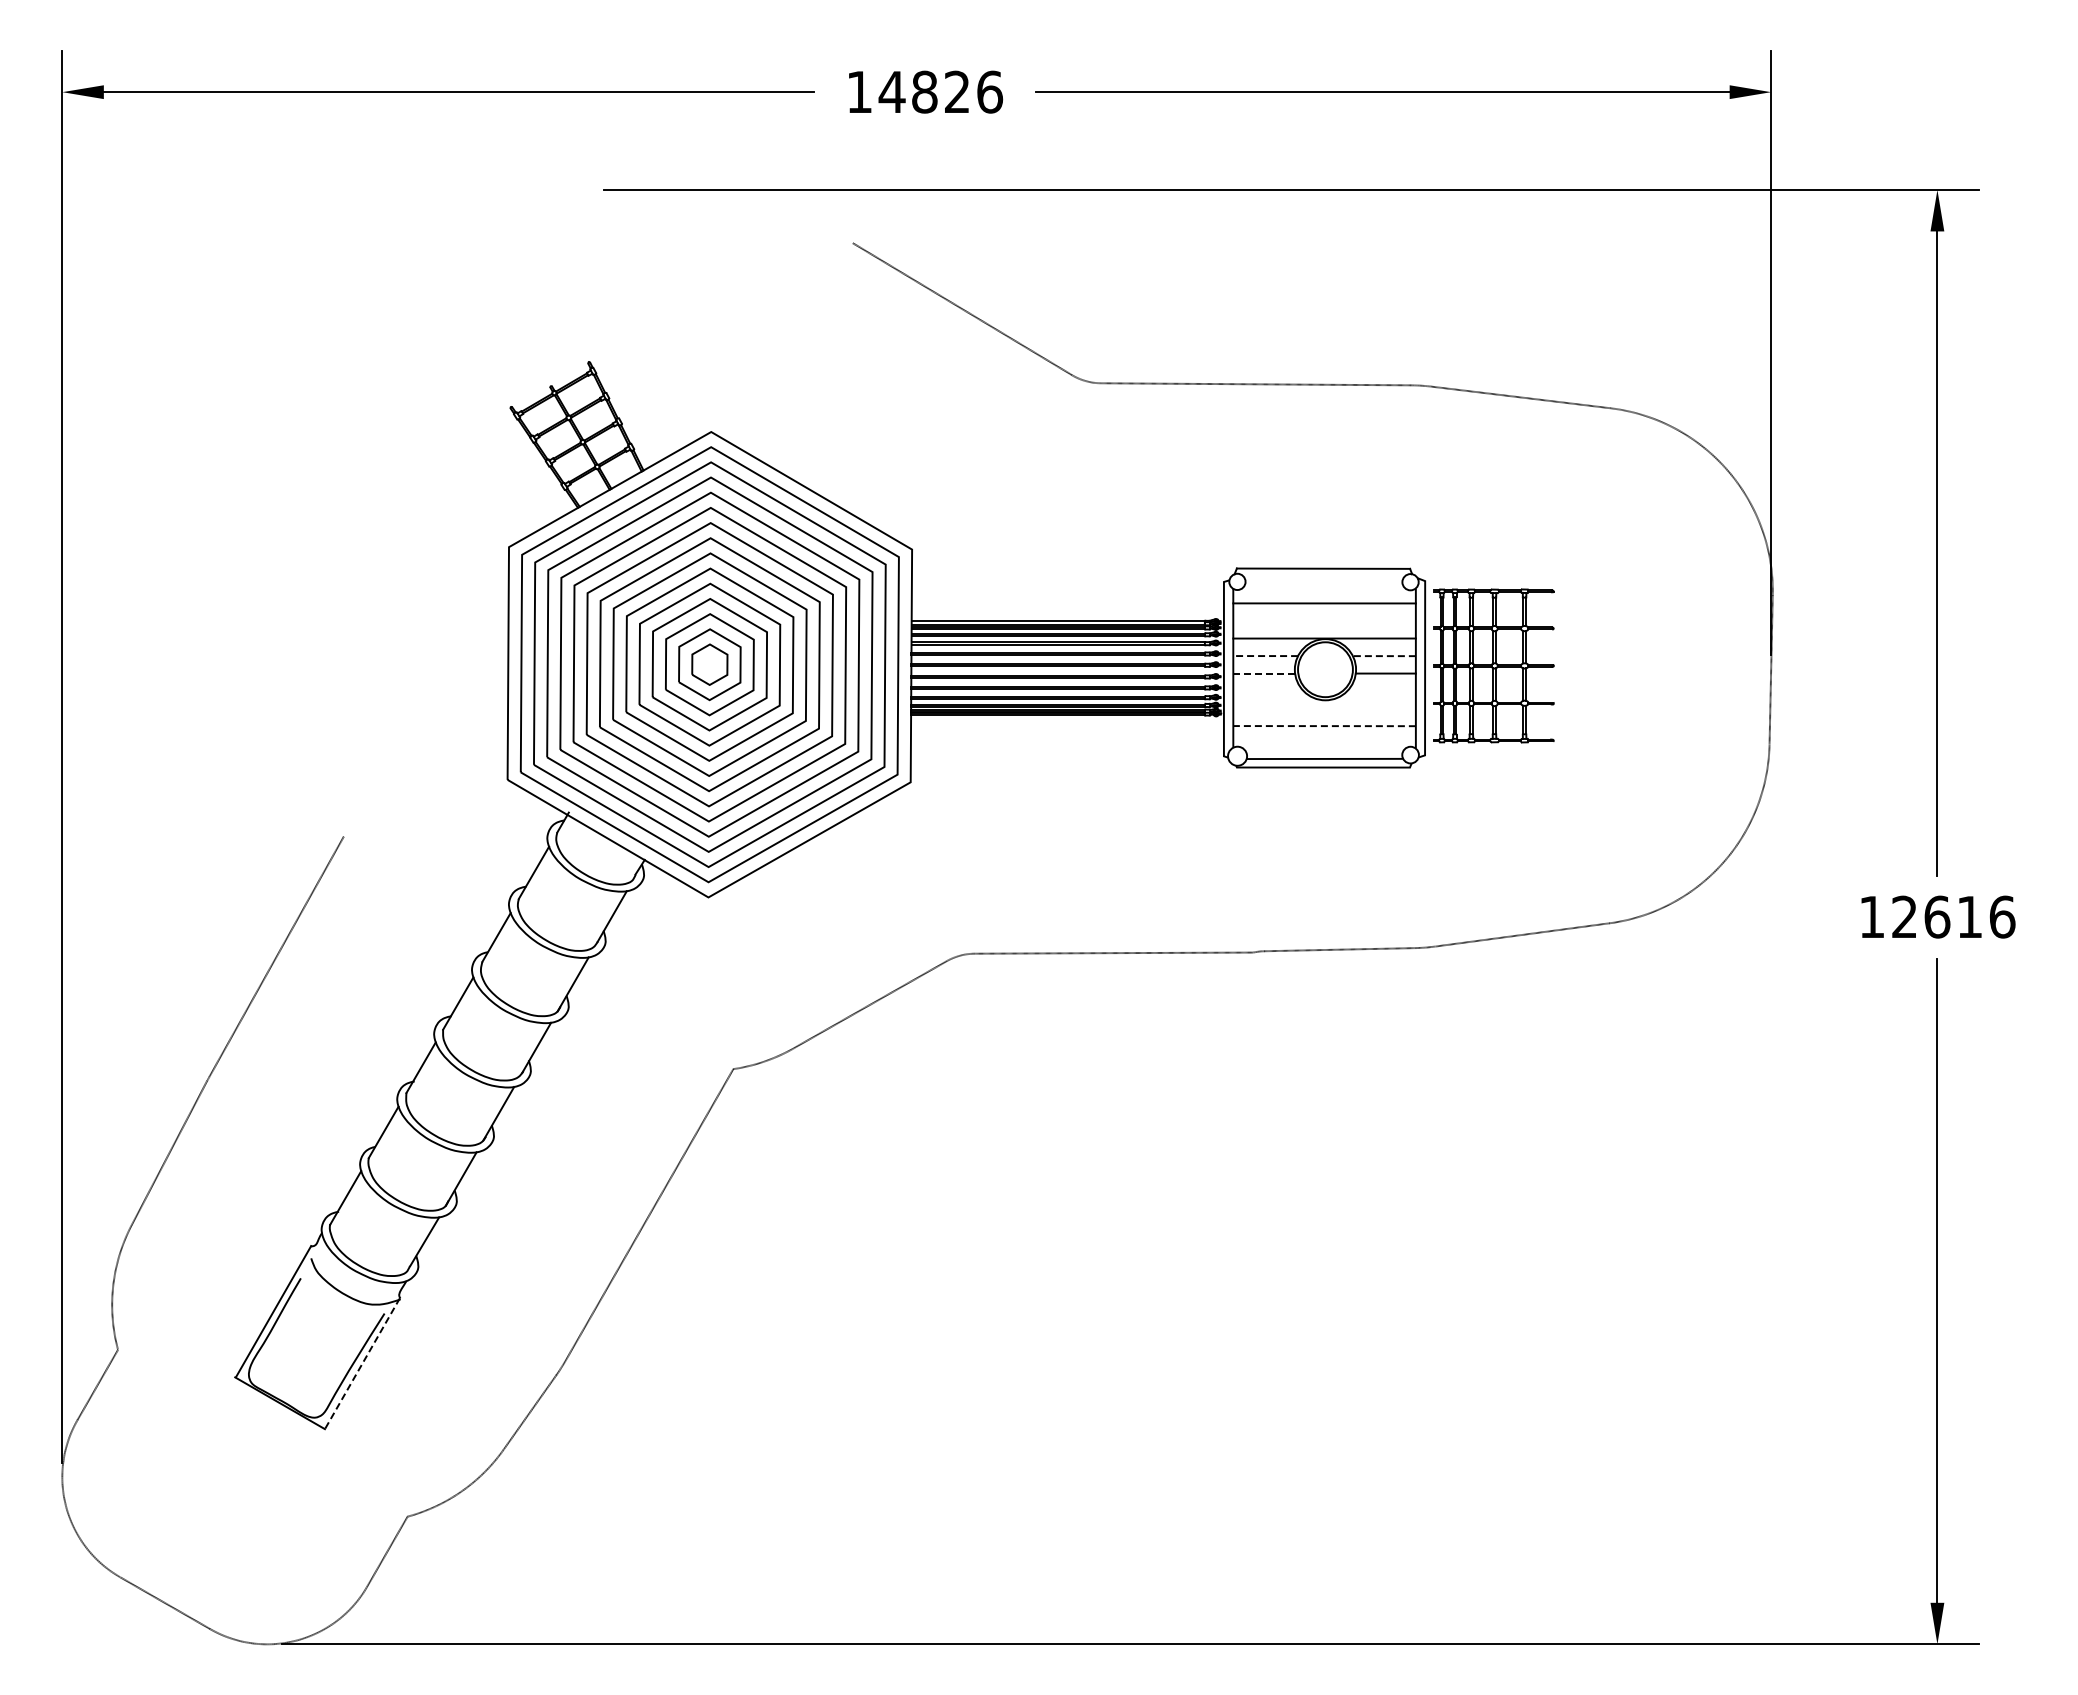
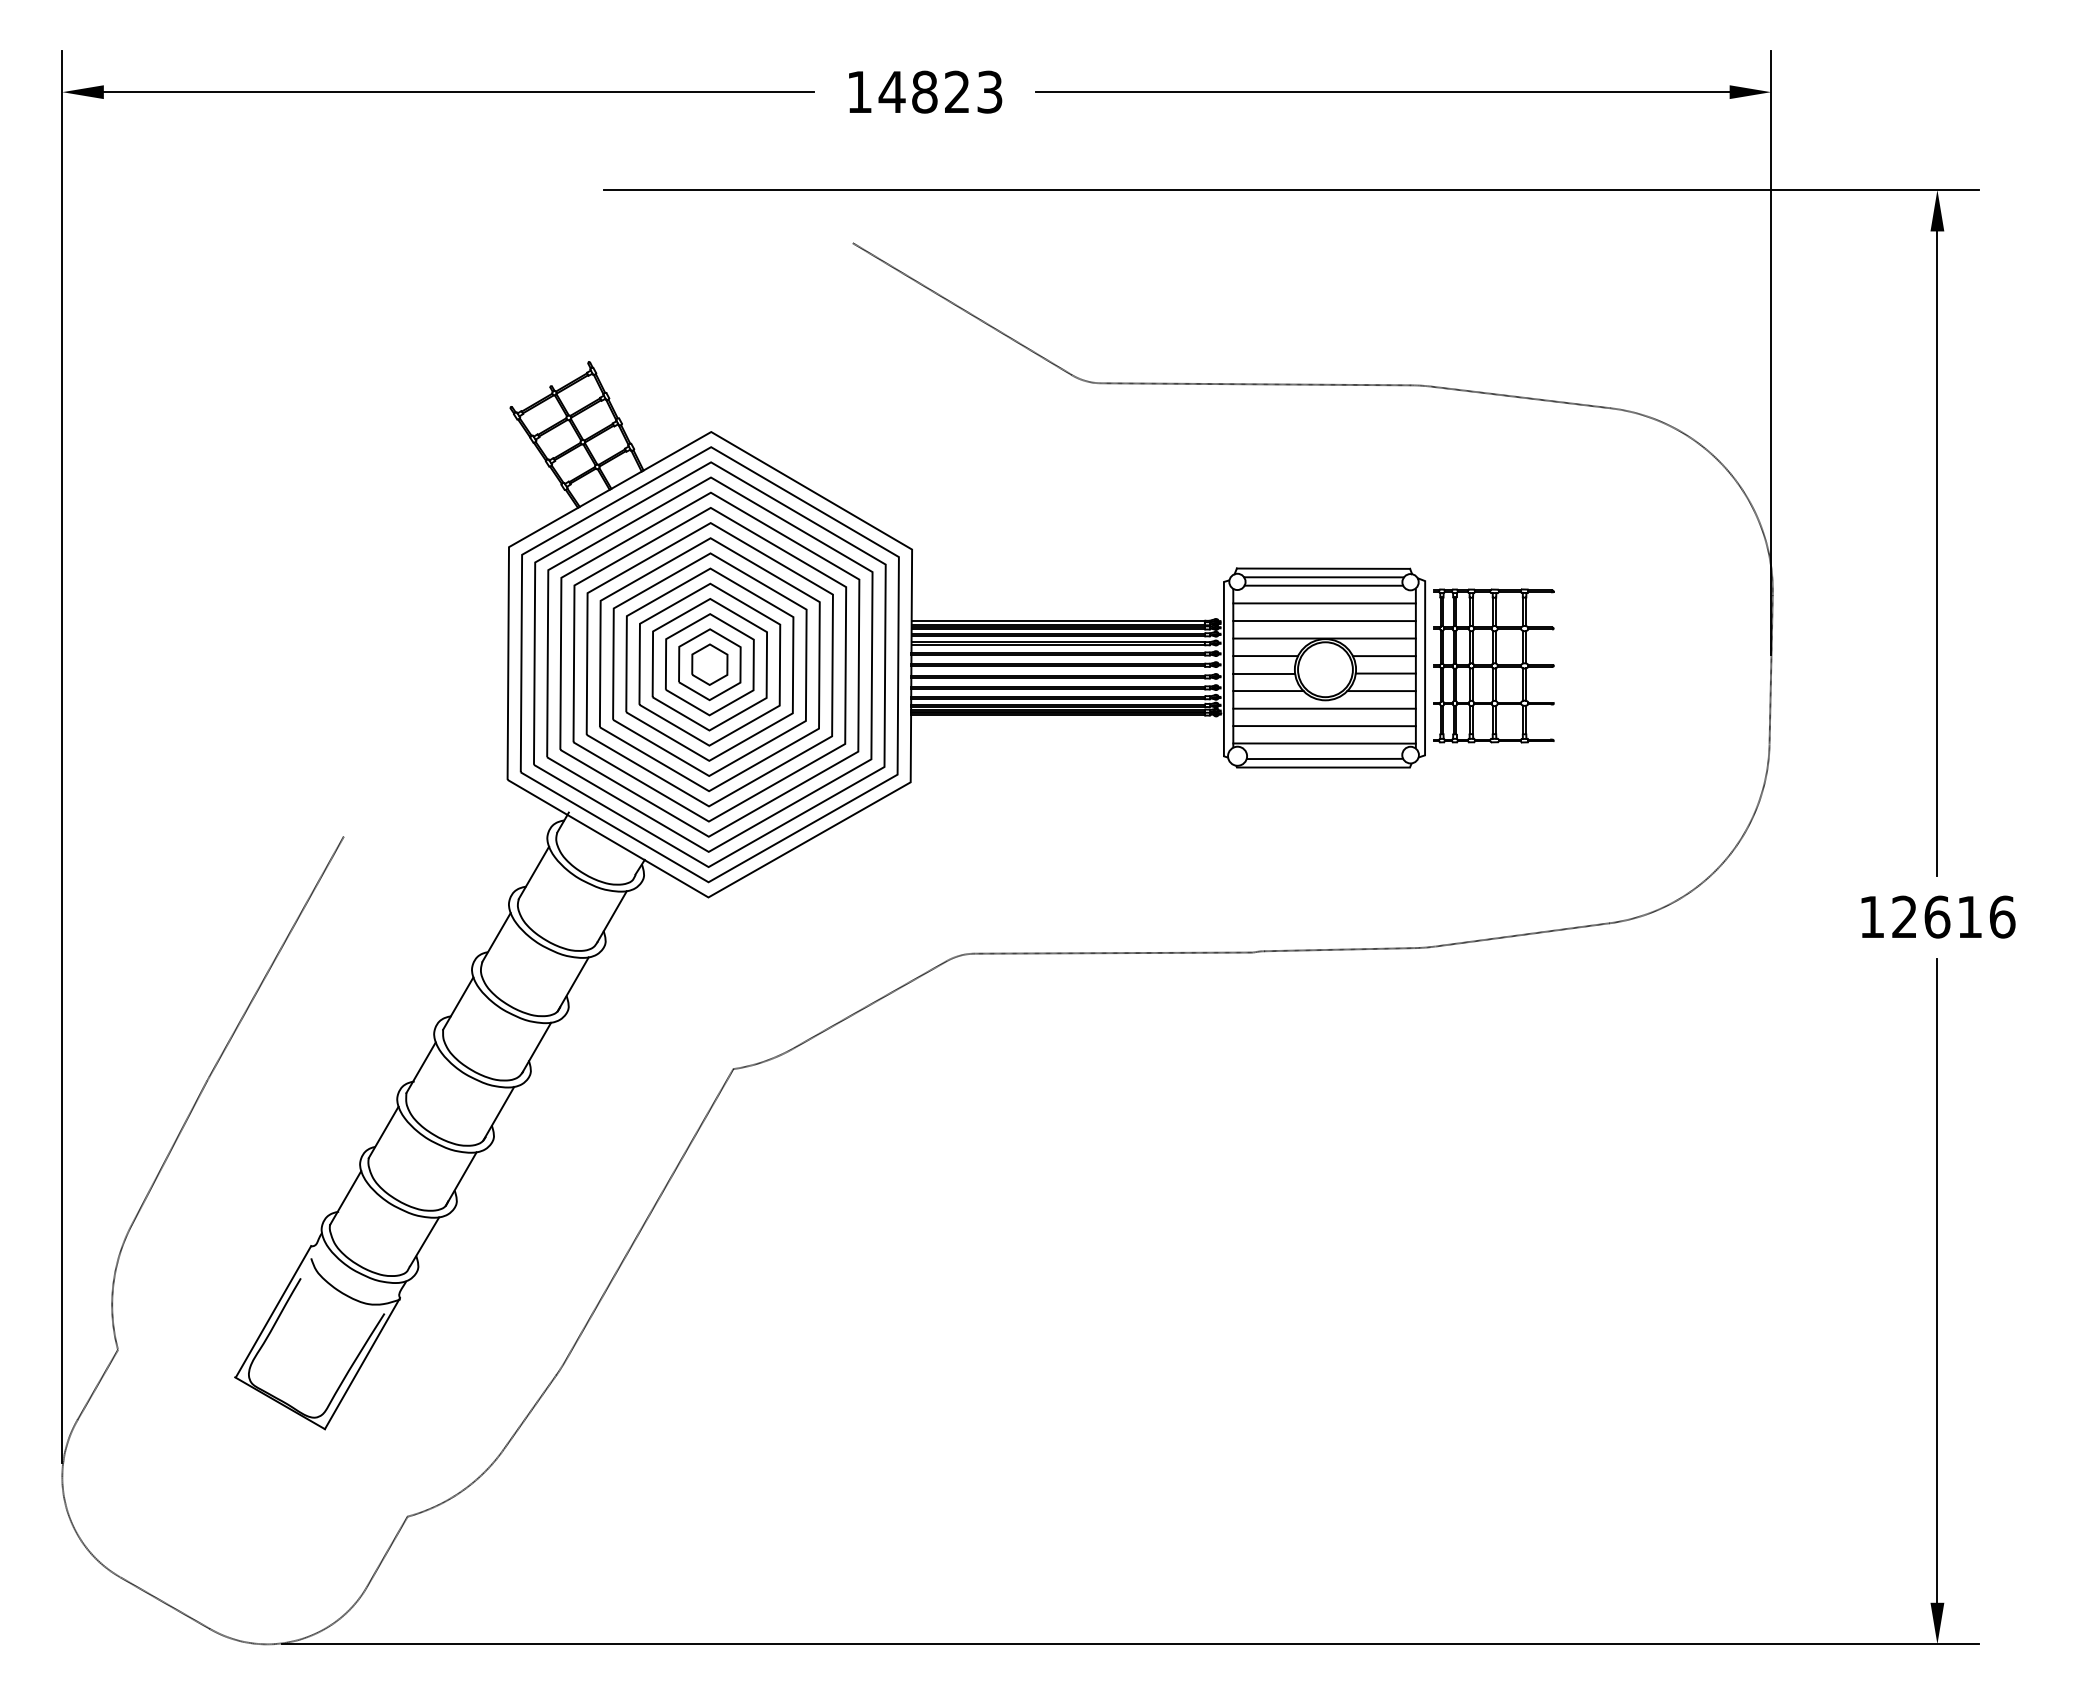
text: 14826 -> 14823 (990, 91)
line: none -> present (1324, 577)
line: none -> present (1323, 585)
line: none -> present (1324, 621)
line: dashed -> solid (1265, 656)
line: dashed -> solid (1383, 656)
line: dashed -> solid (1264, 673)
line: none -> present (1268, 691)
line: none -> present (1381, 691)
line: none -> present (1324, 708)
line: dashed -> solid (1324, 726)
line: none -> present (1324, 743)
line: dashed -> solid (362, 1364)
